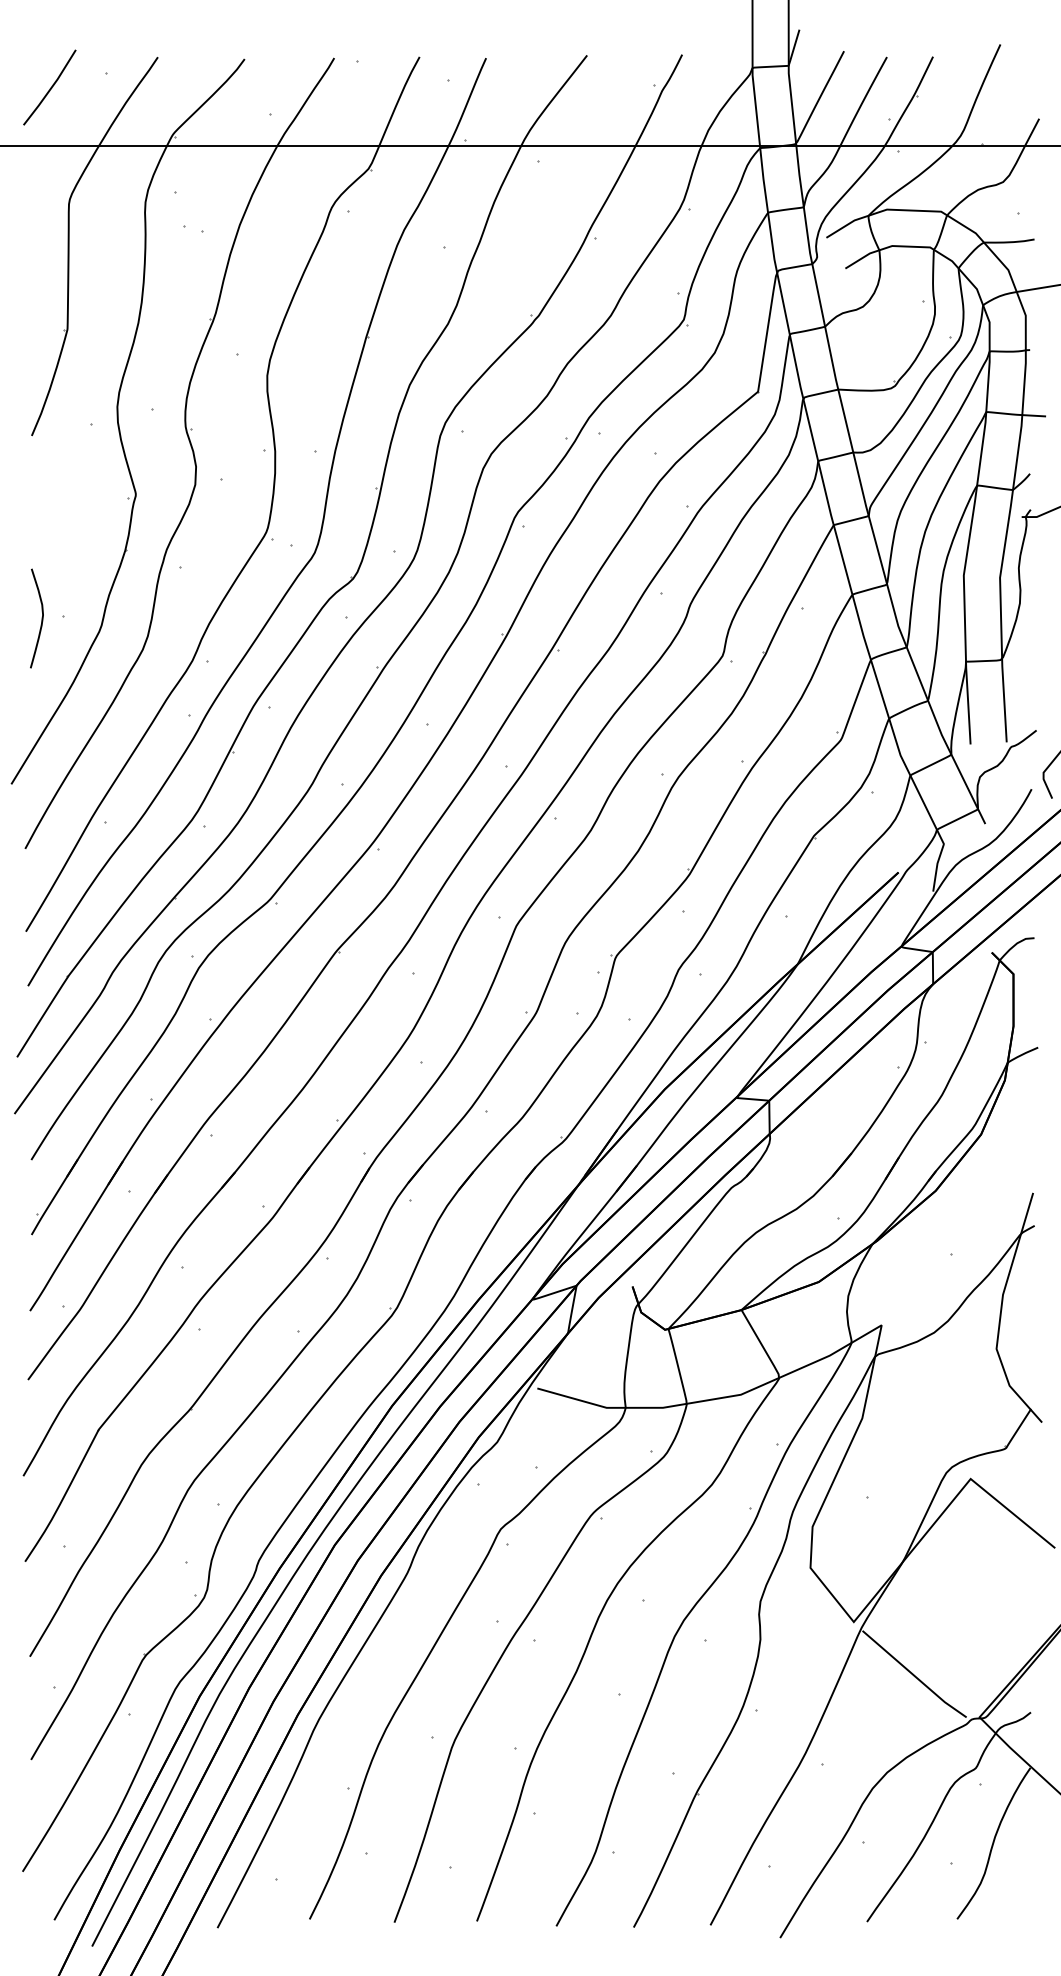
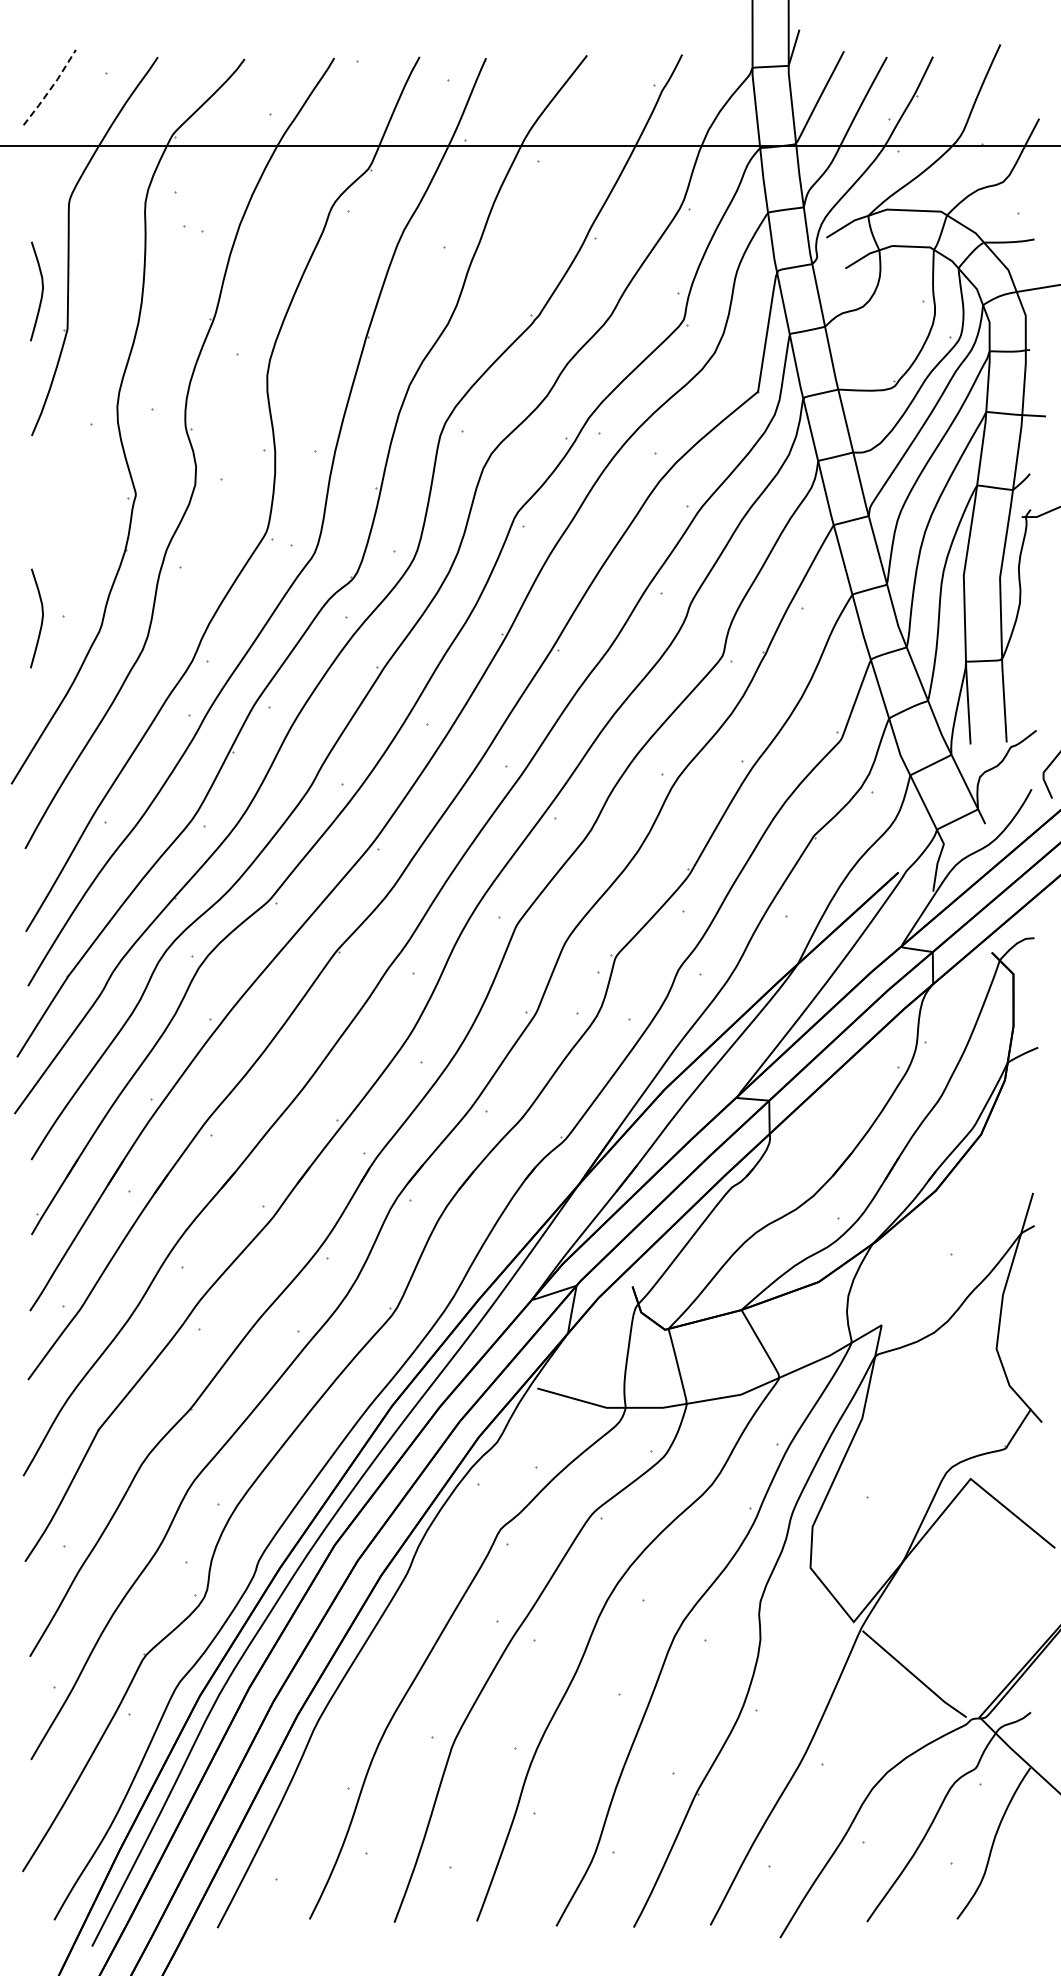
line: solid -> dashed (51, 88)
curve: none -> present (41, 291)
